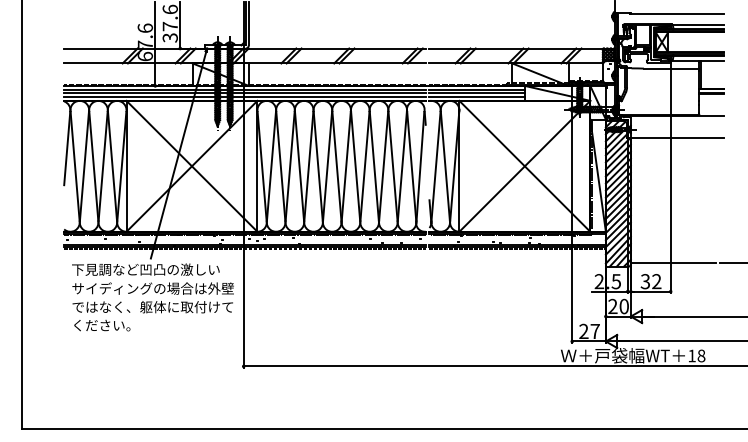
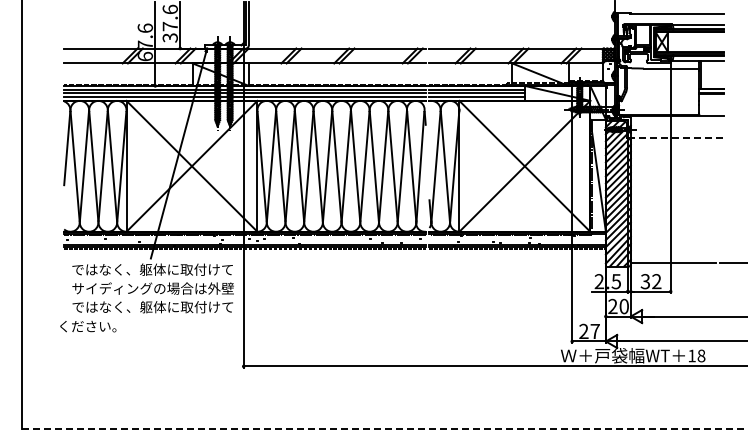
line: solid -> dashed (675, 138)
text: 下見調など凹凸の激しい -> ではなく、躯体に取付けて (152, 269)
text position: (102, 325) -> (88, 326) (88, 326)
line: solid -> dashed (385, 428)
